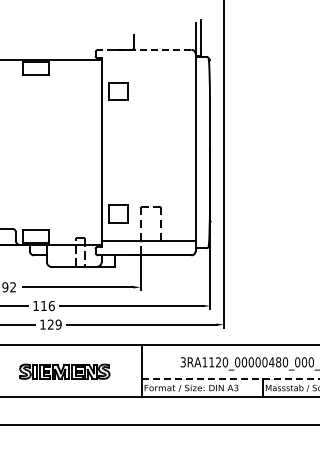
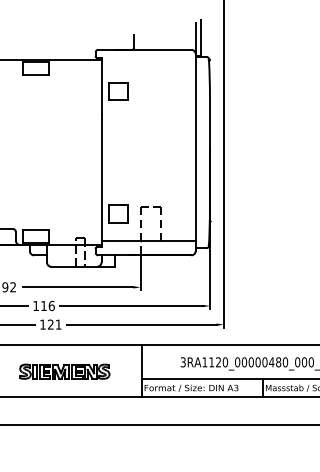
line: dashed -> solid (144, 49)
text: 129 -> 121 (58, 324)
line: dashed -> solid (230, 379)
